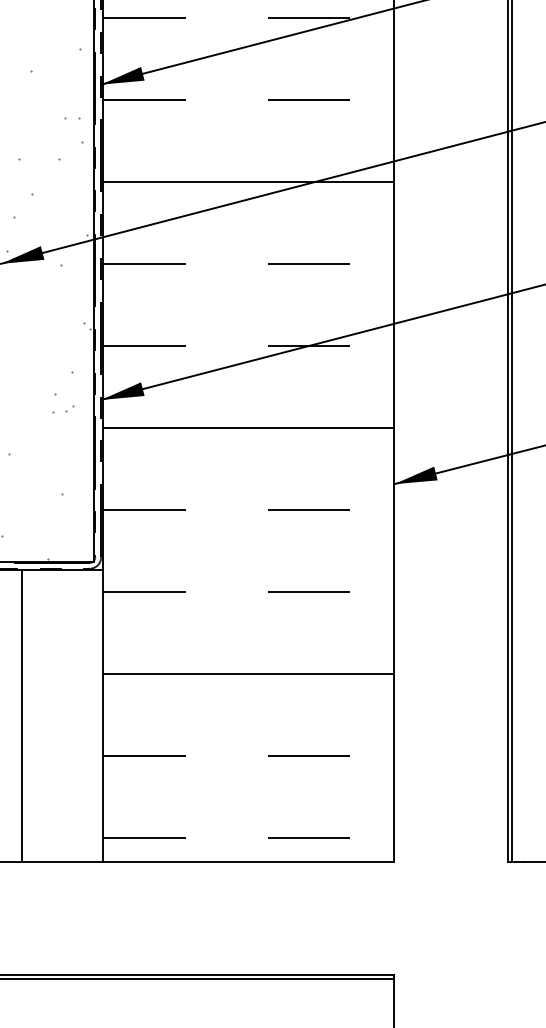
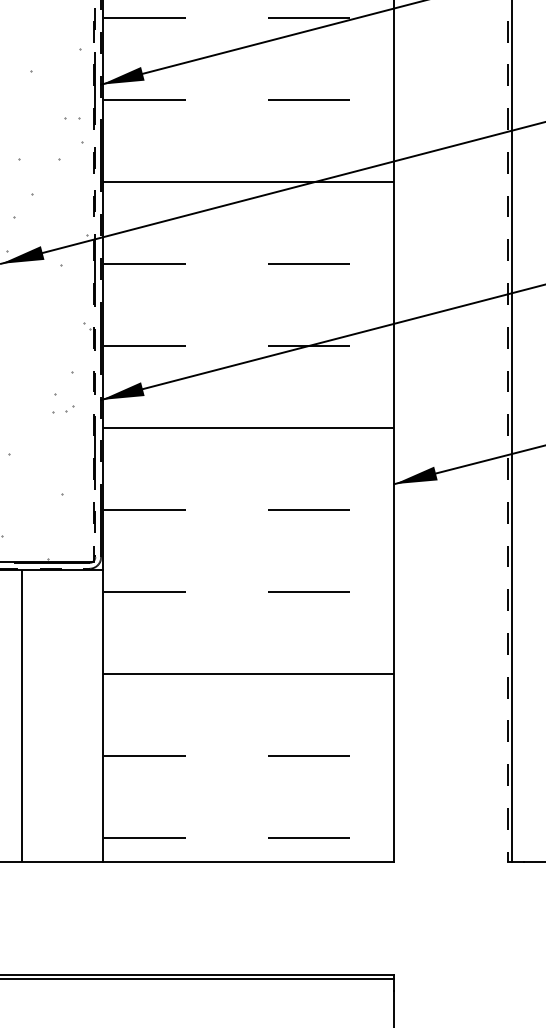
line: solid -> dashed (93, 281)
line: solid -> dashed (507, 431)
